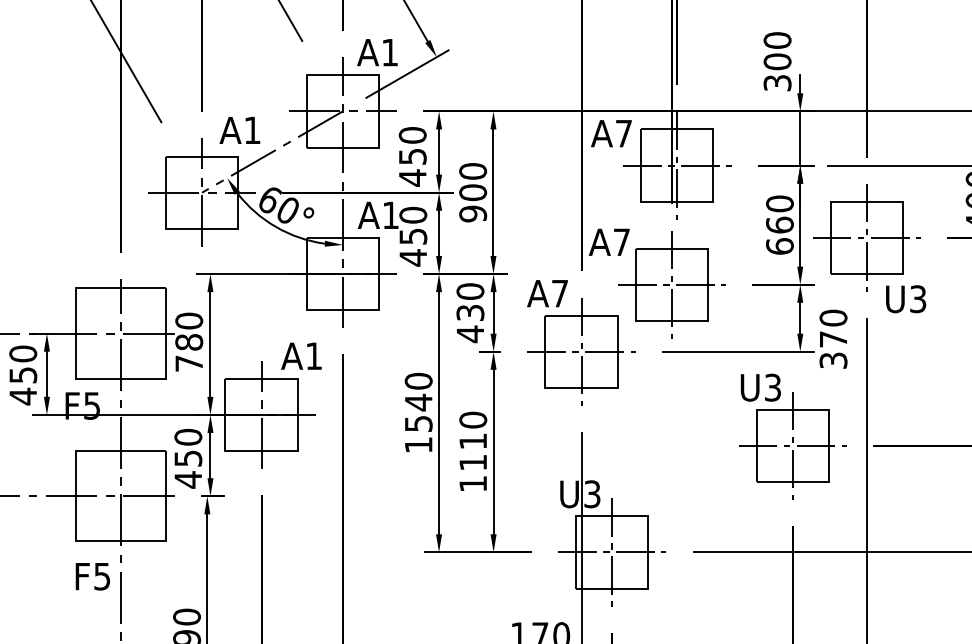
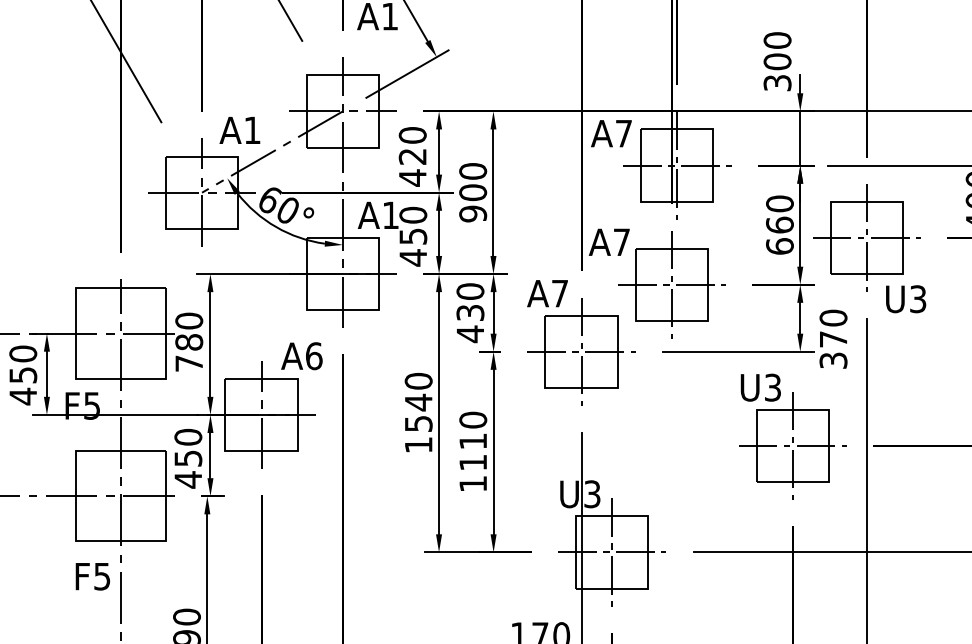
text position: (377, 52) -> (377, 16) (377, 16)
text: 450 -> 420 (412, 156)
text: A1 -> A6 (314, 356)
